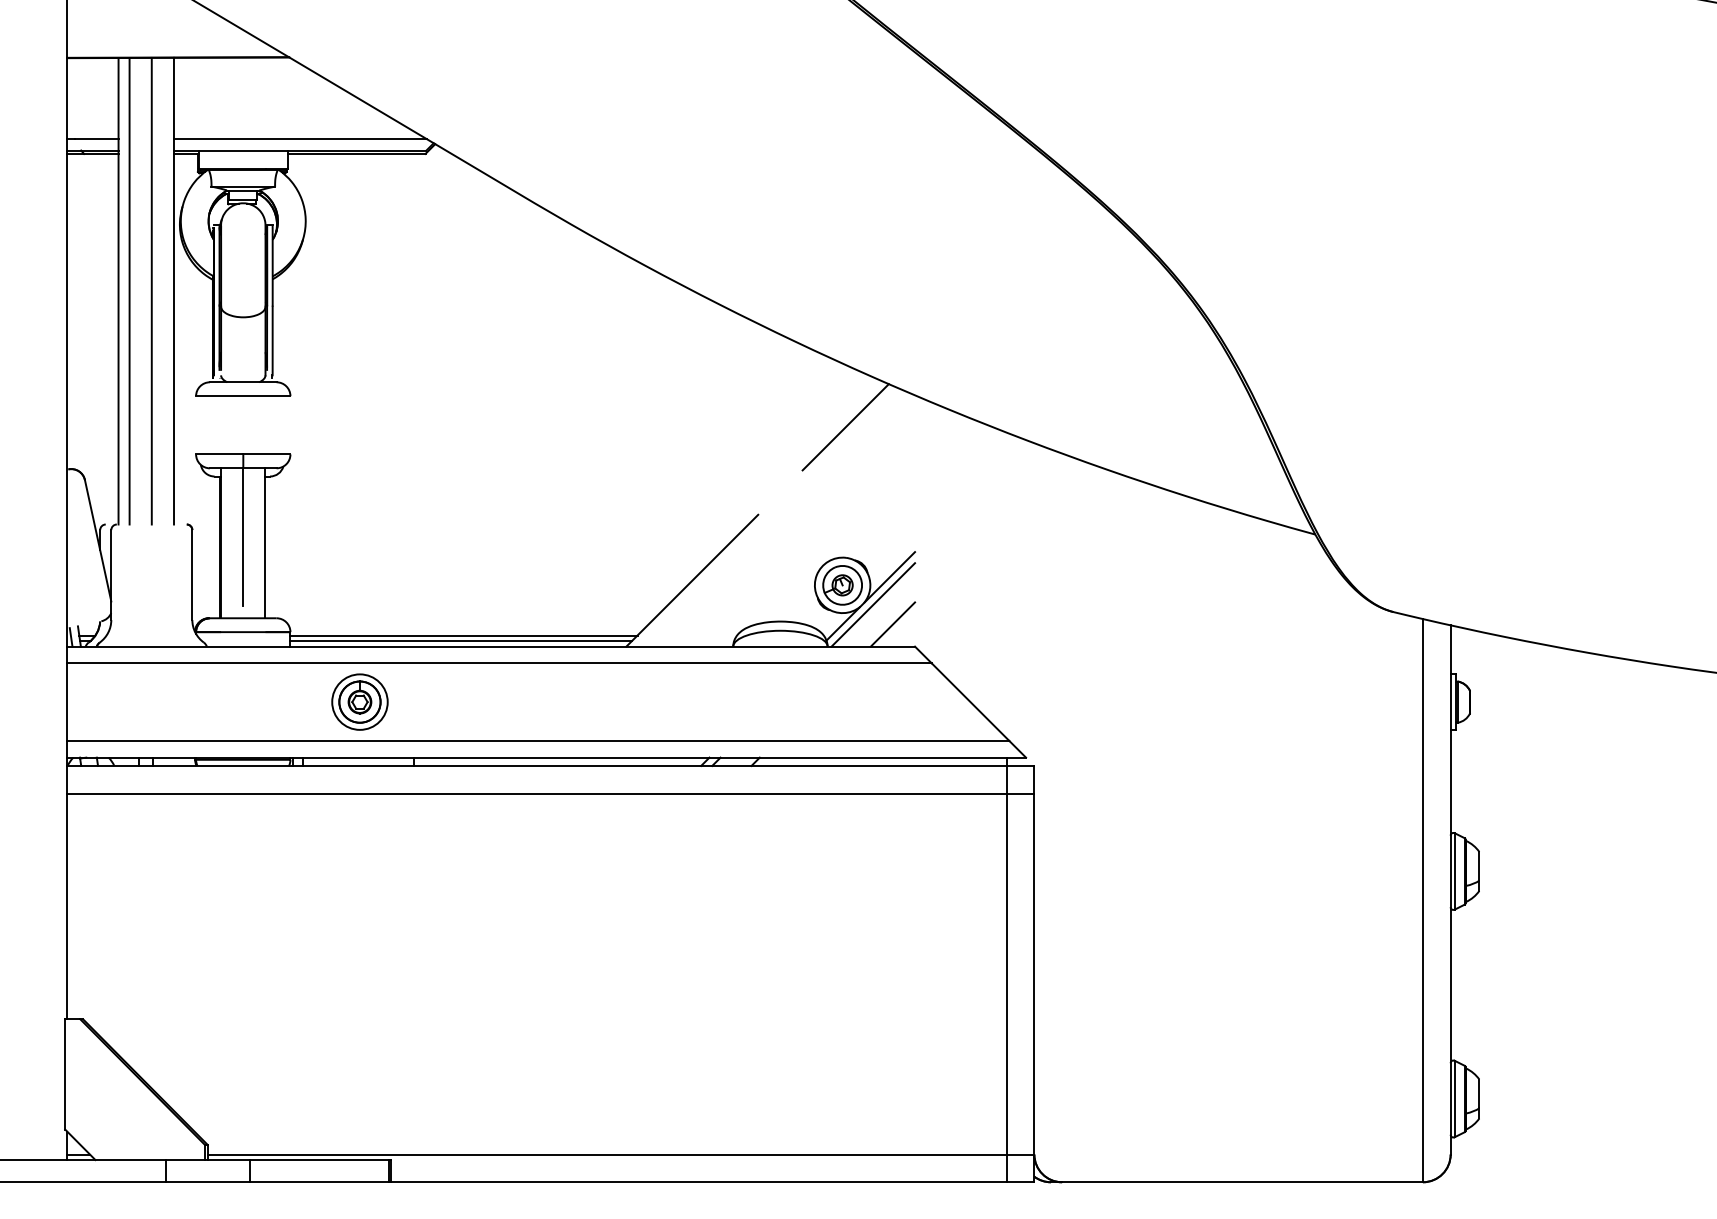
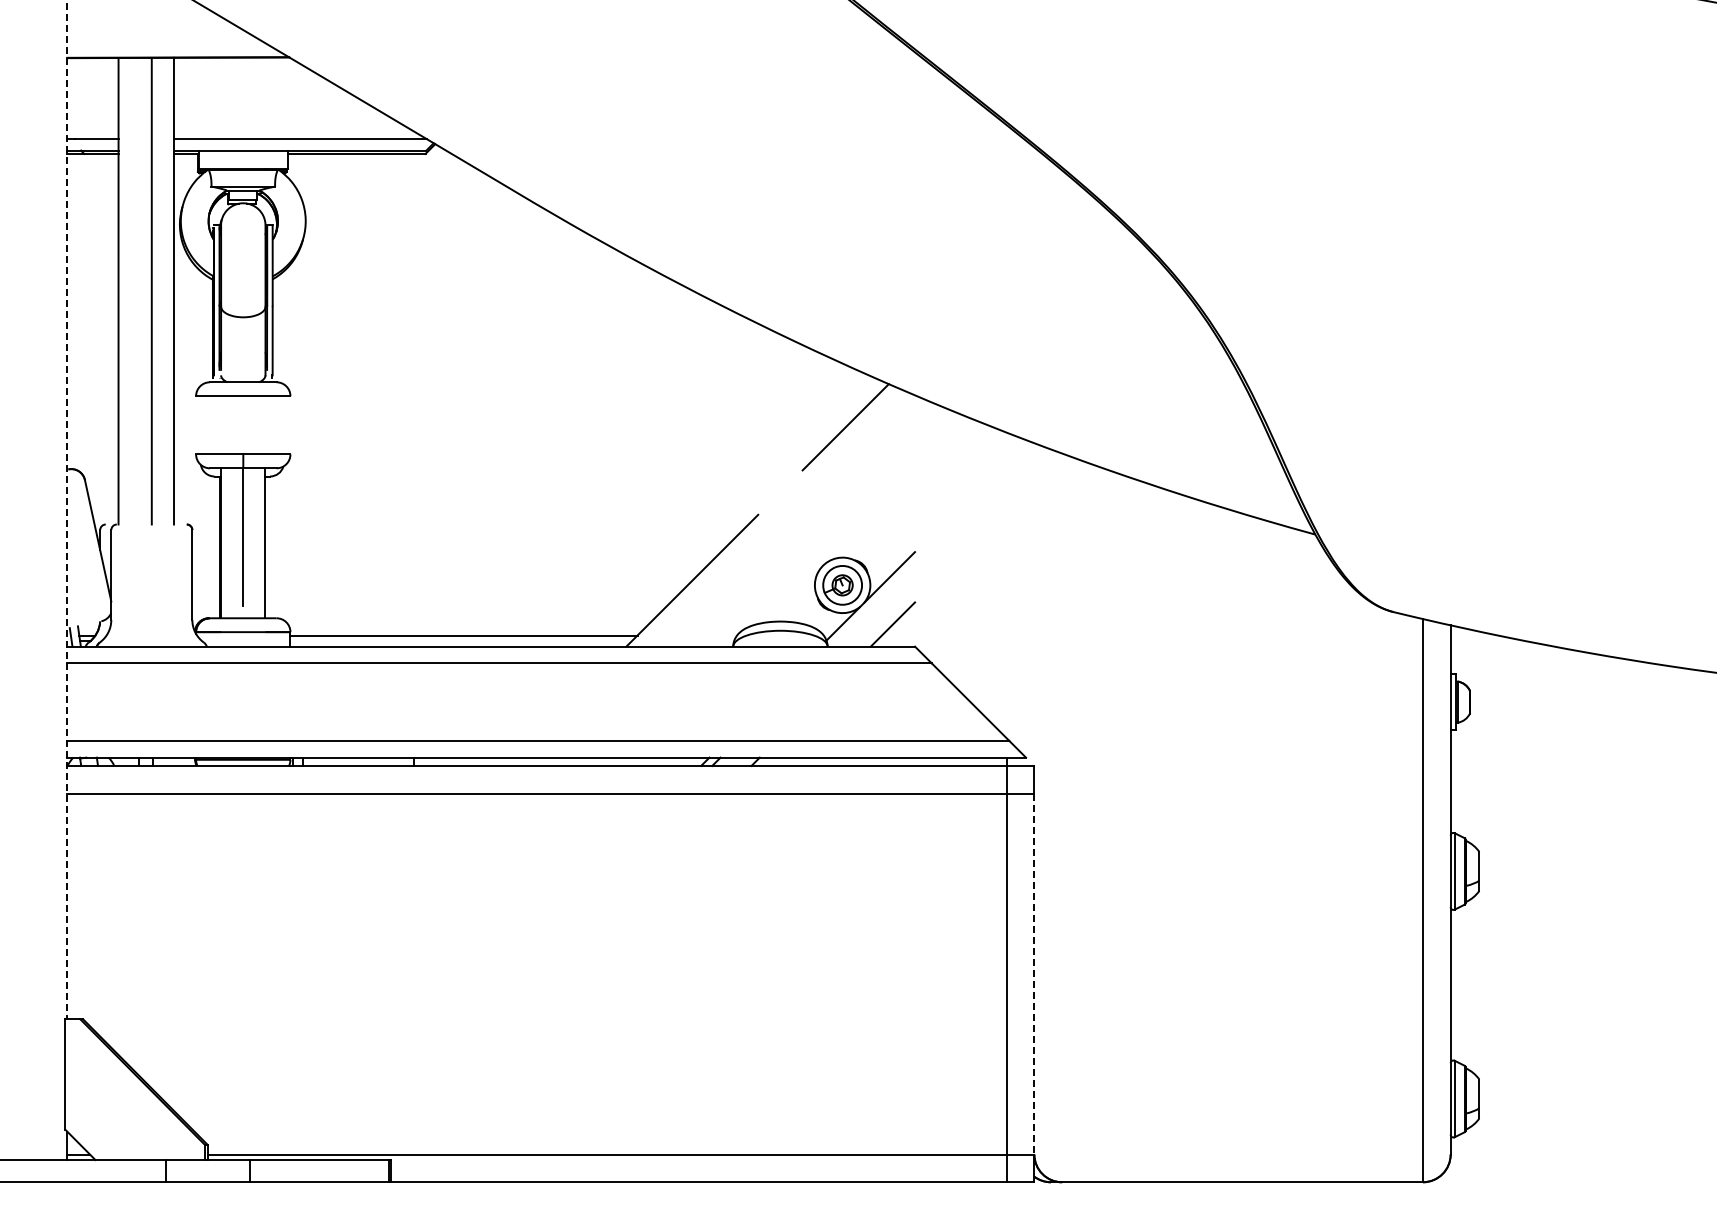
line: present -> none (129, 290)
line: solid -> dashed (67, 510)
line: present -> none (873, 604)
line: present -> none (460, 641)
part: present -> none (359, 701)
line: solid -> dashed (1034, 974)
